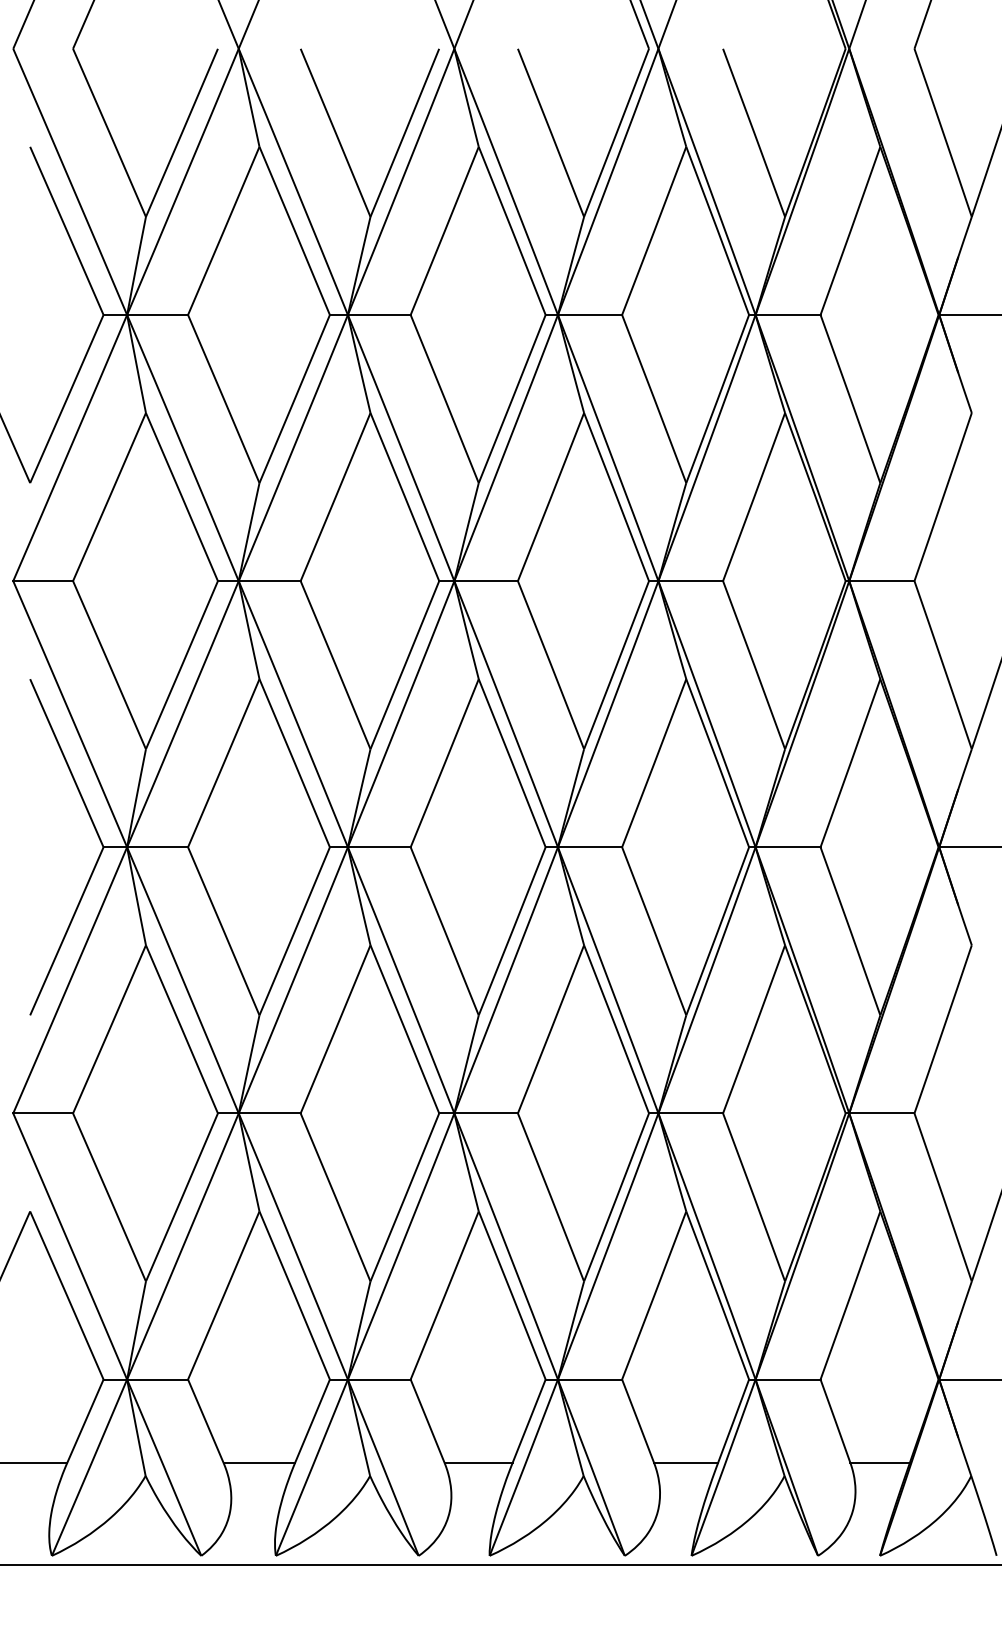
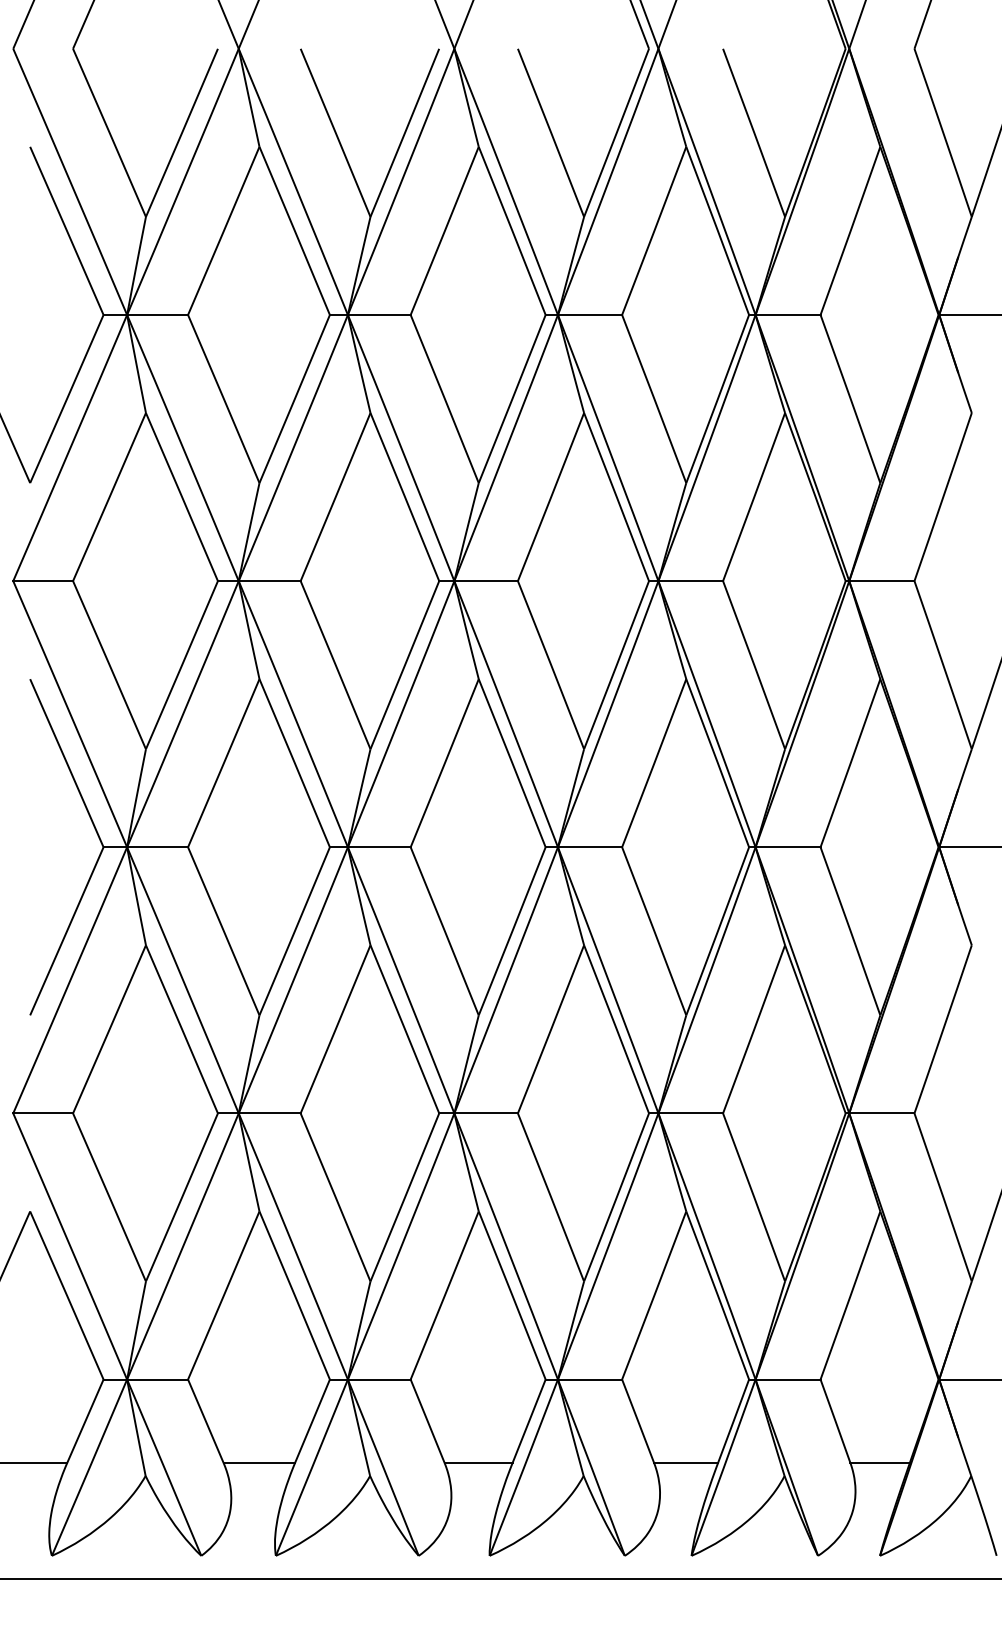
line position: (500, 1565) -> (500, 1579) (500, 1579)
